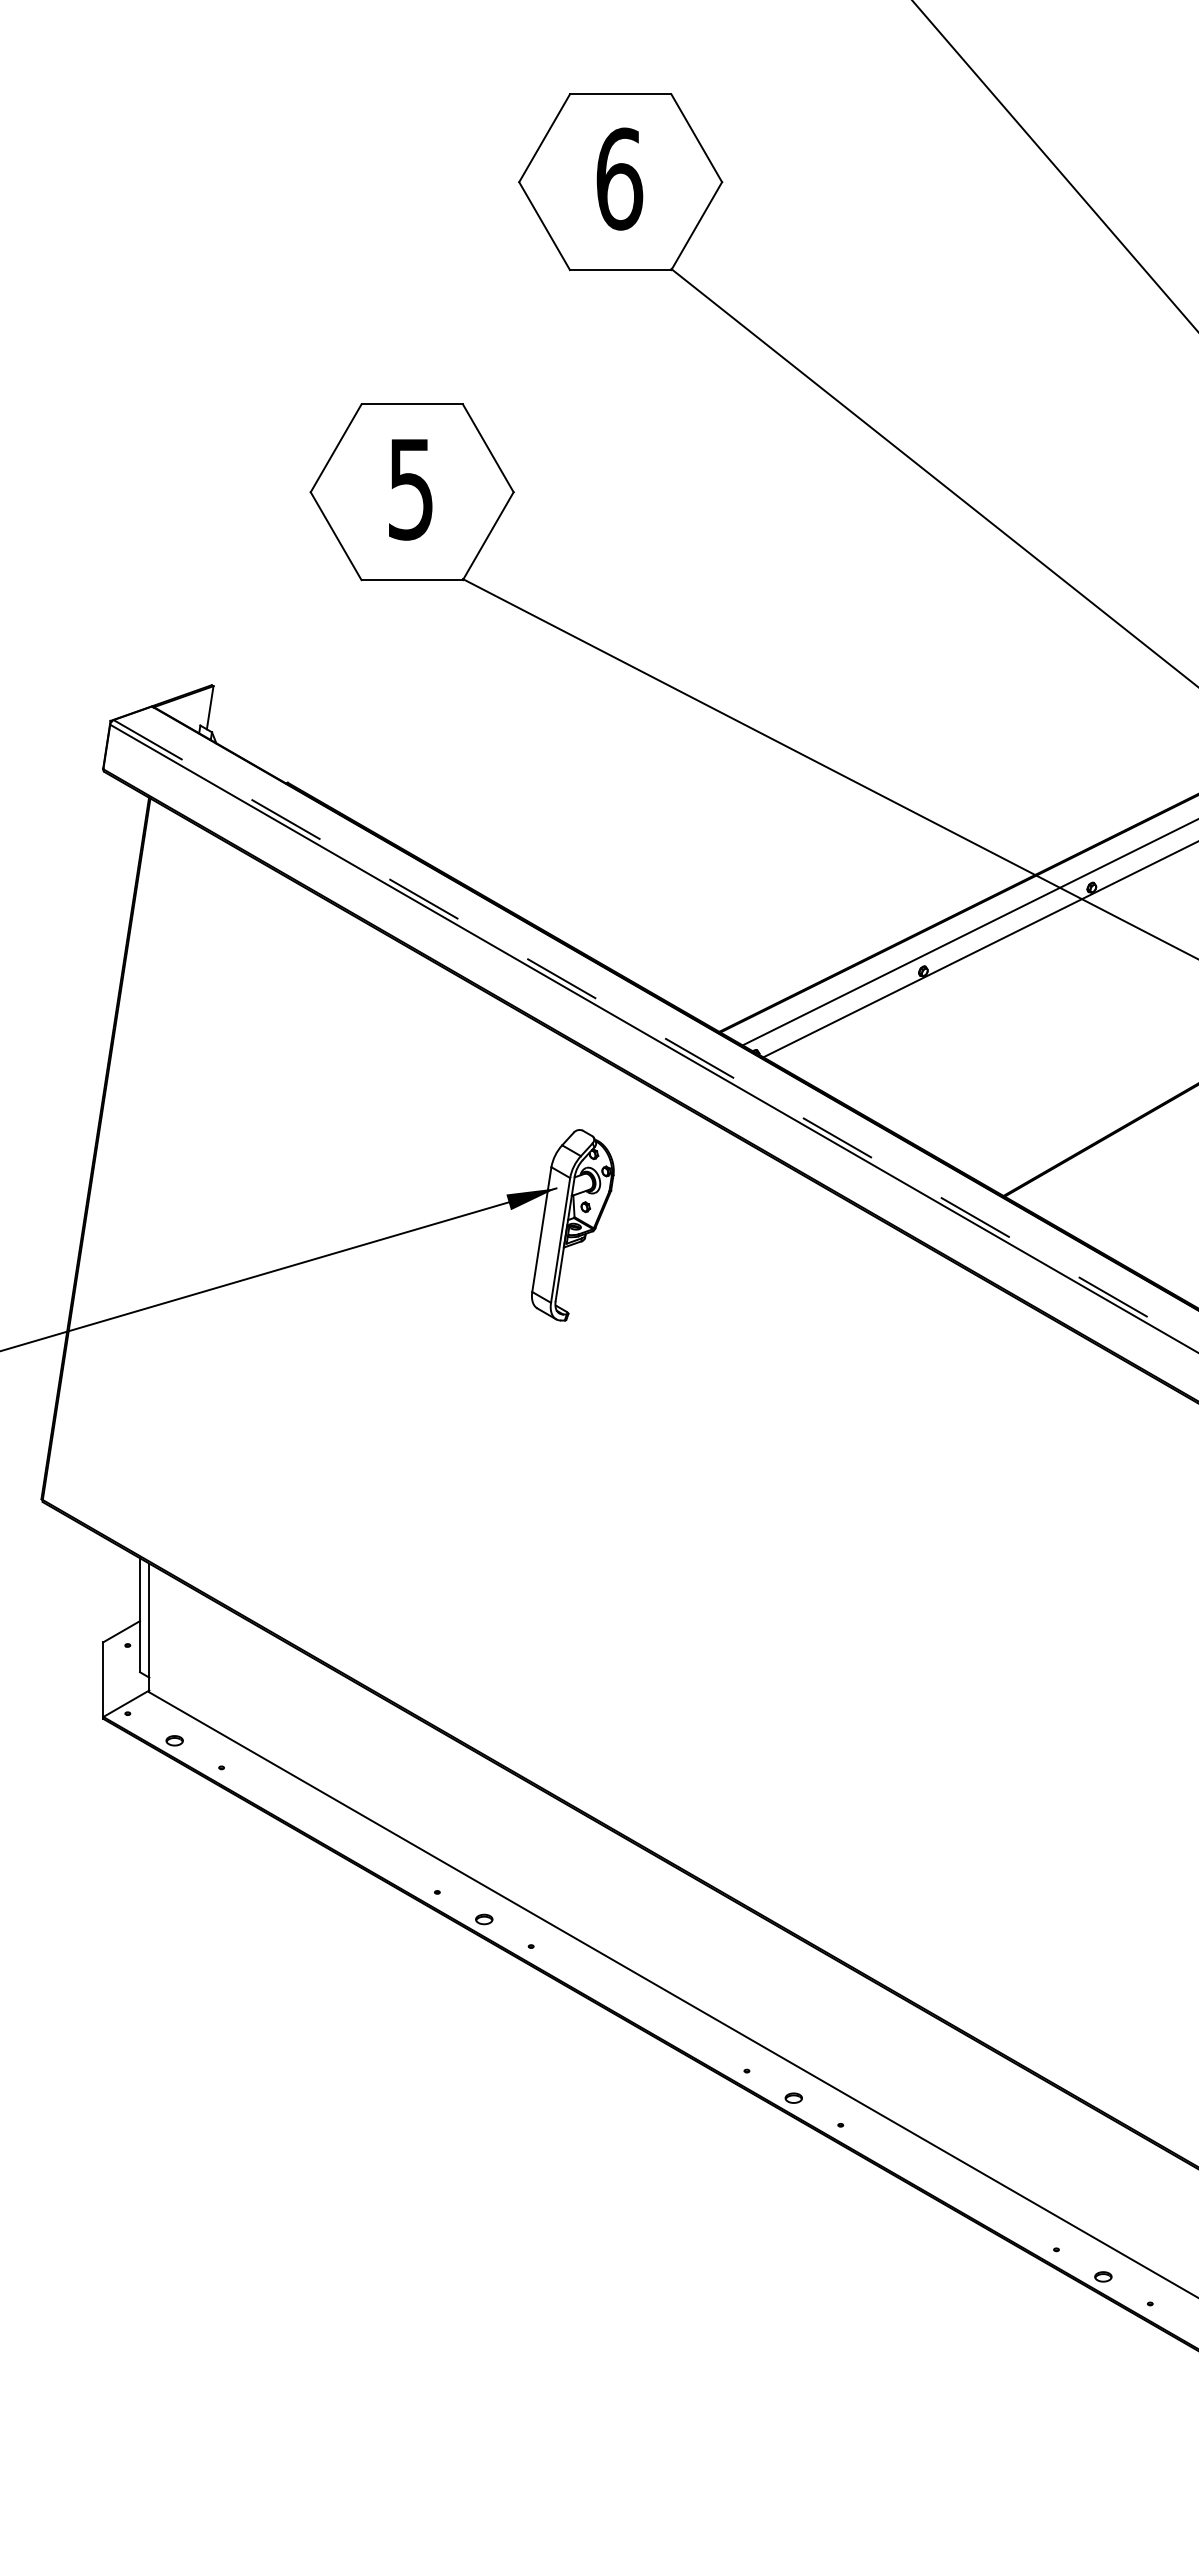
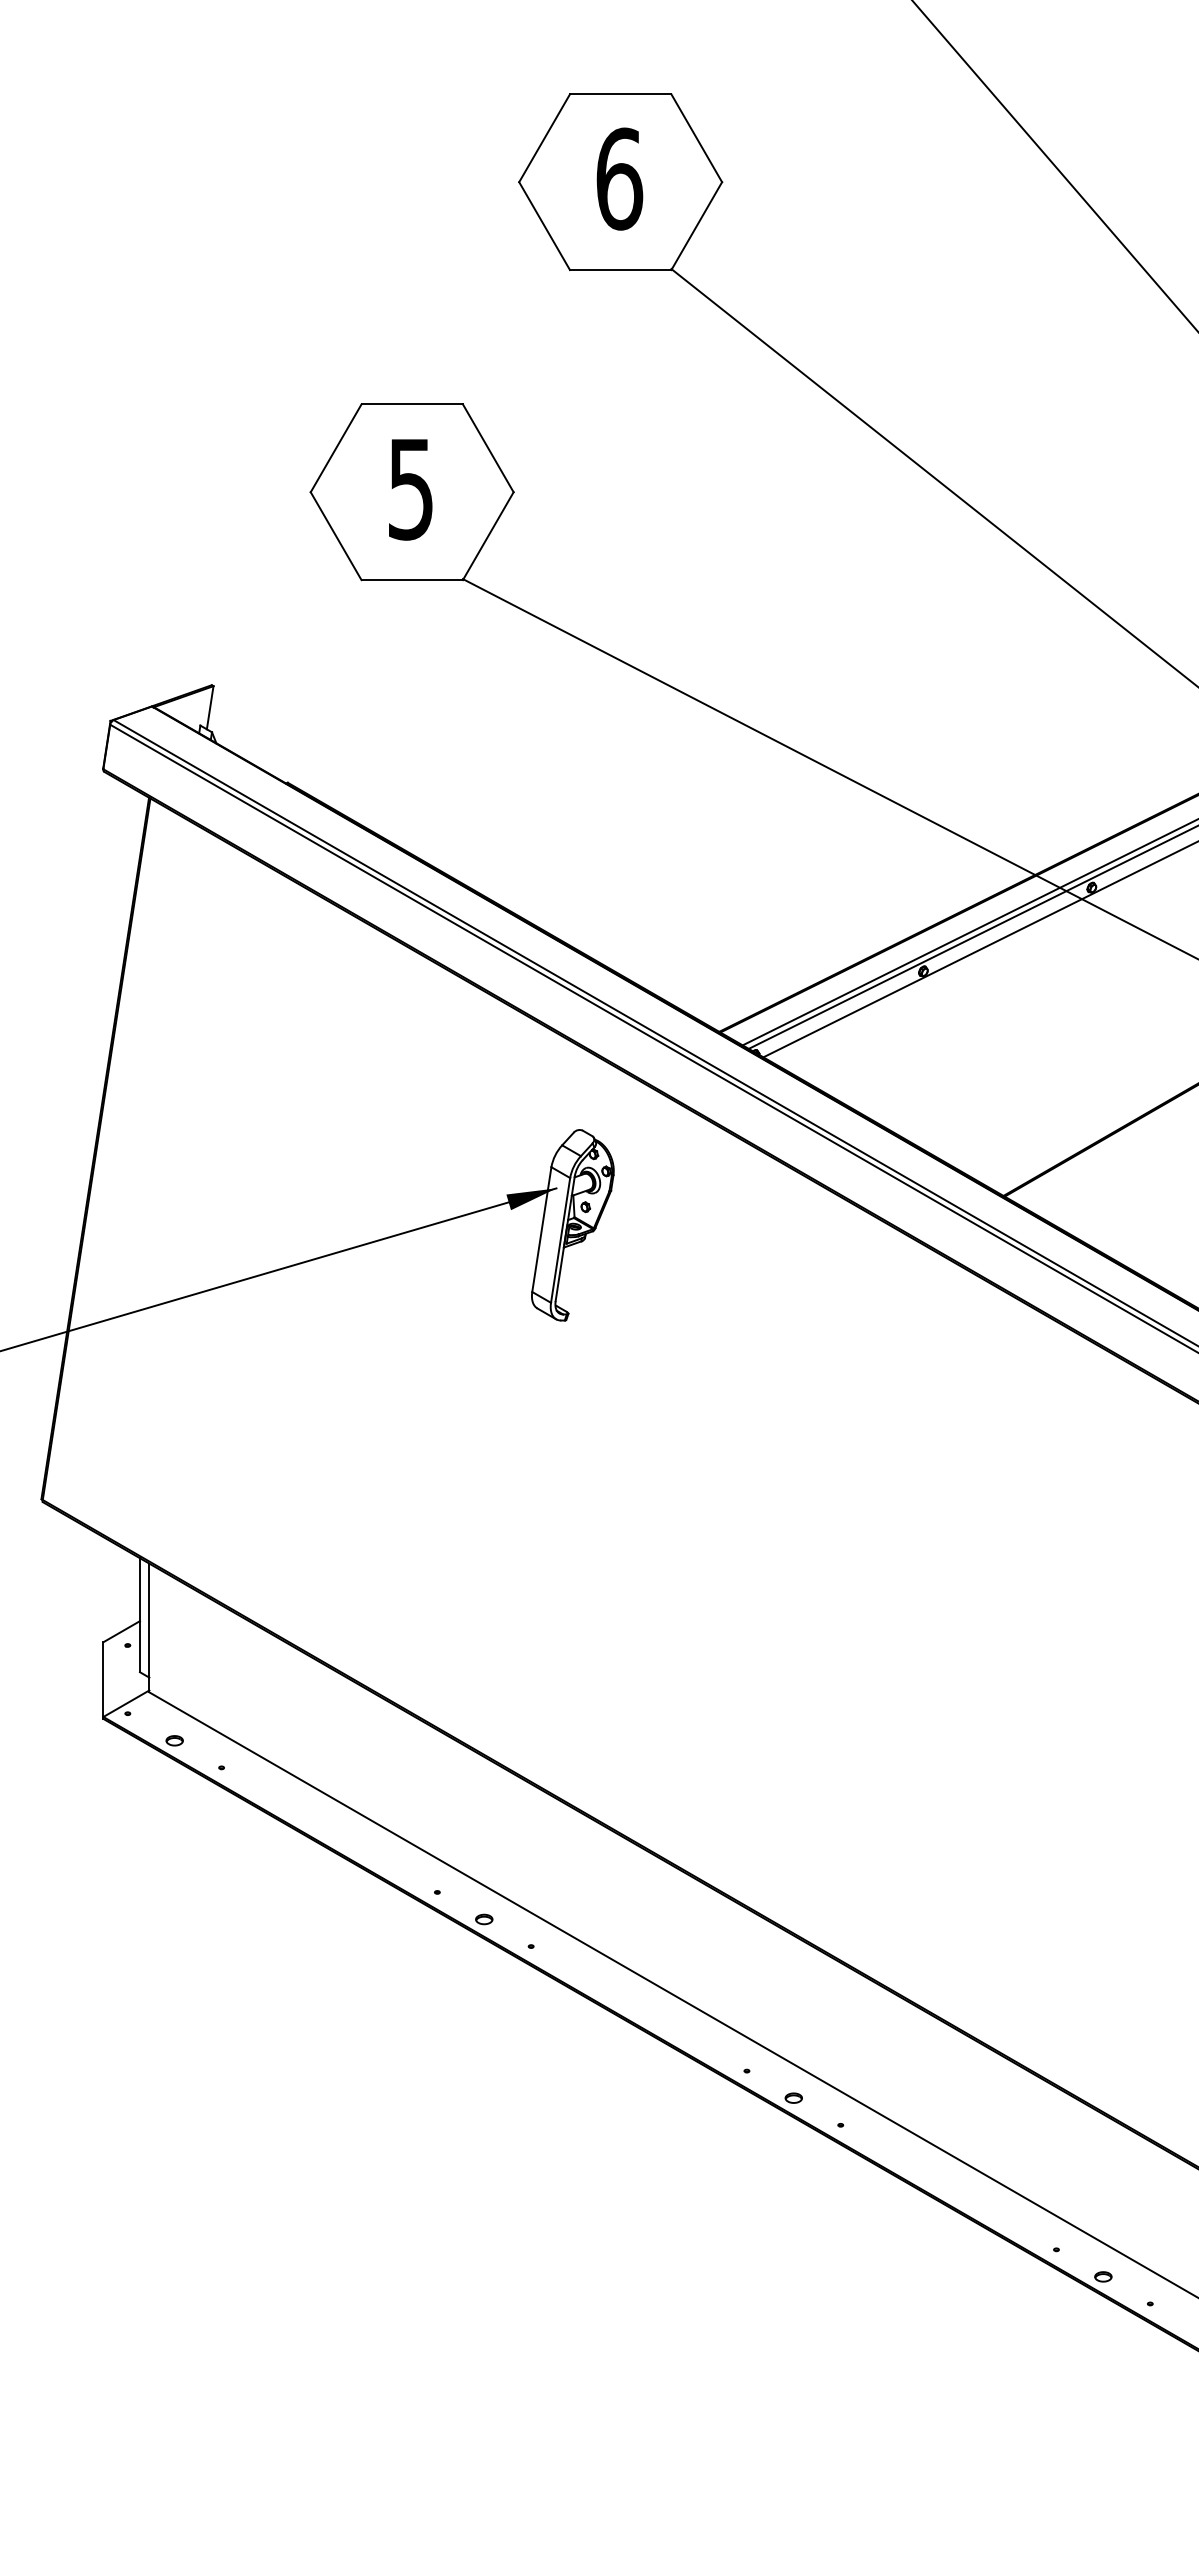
line: none -> present (971, 937)
line: dashed -> solid (656, 1033)
